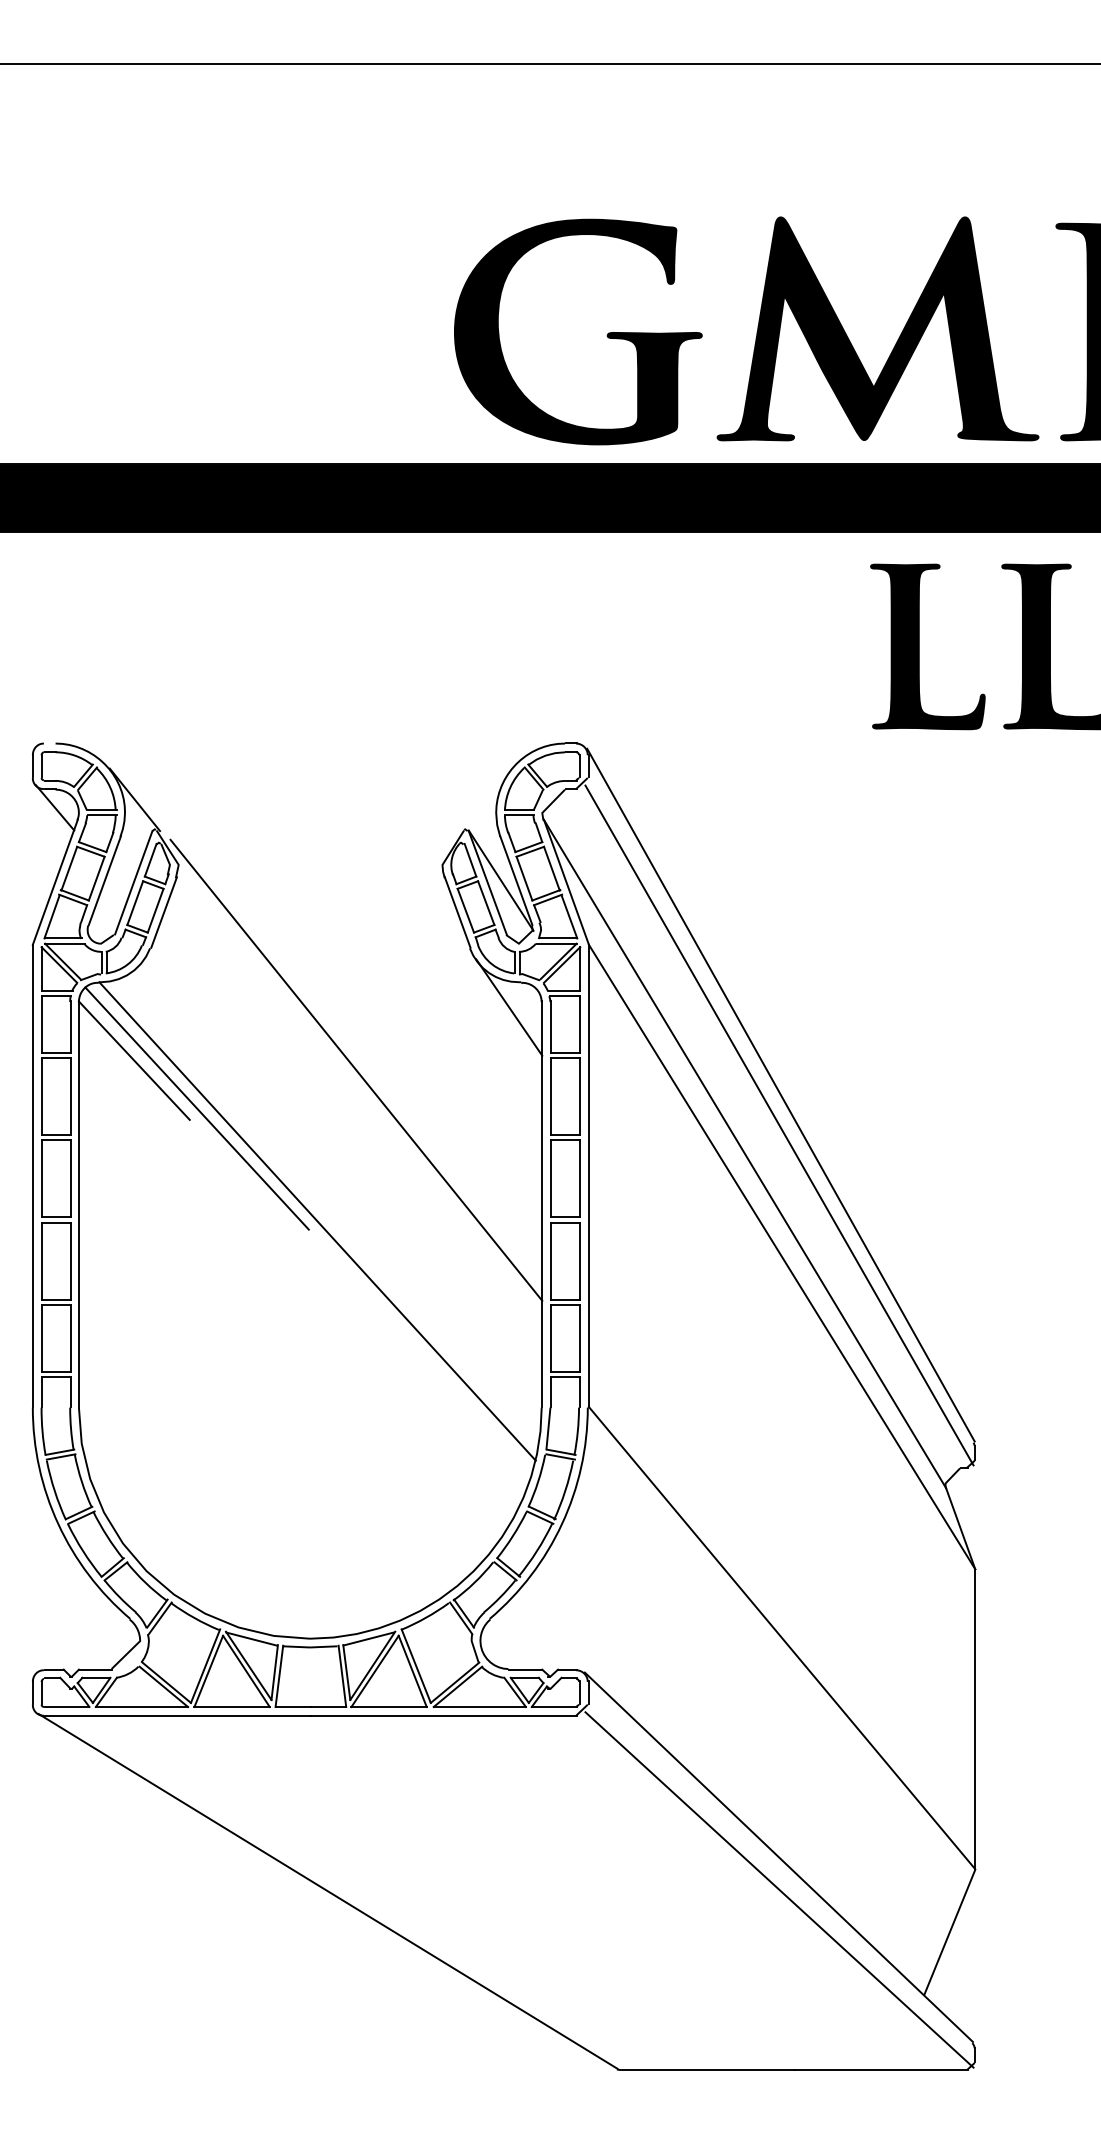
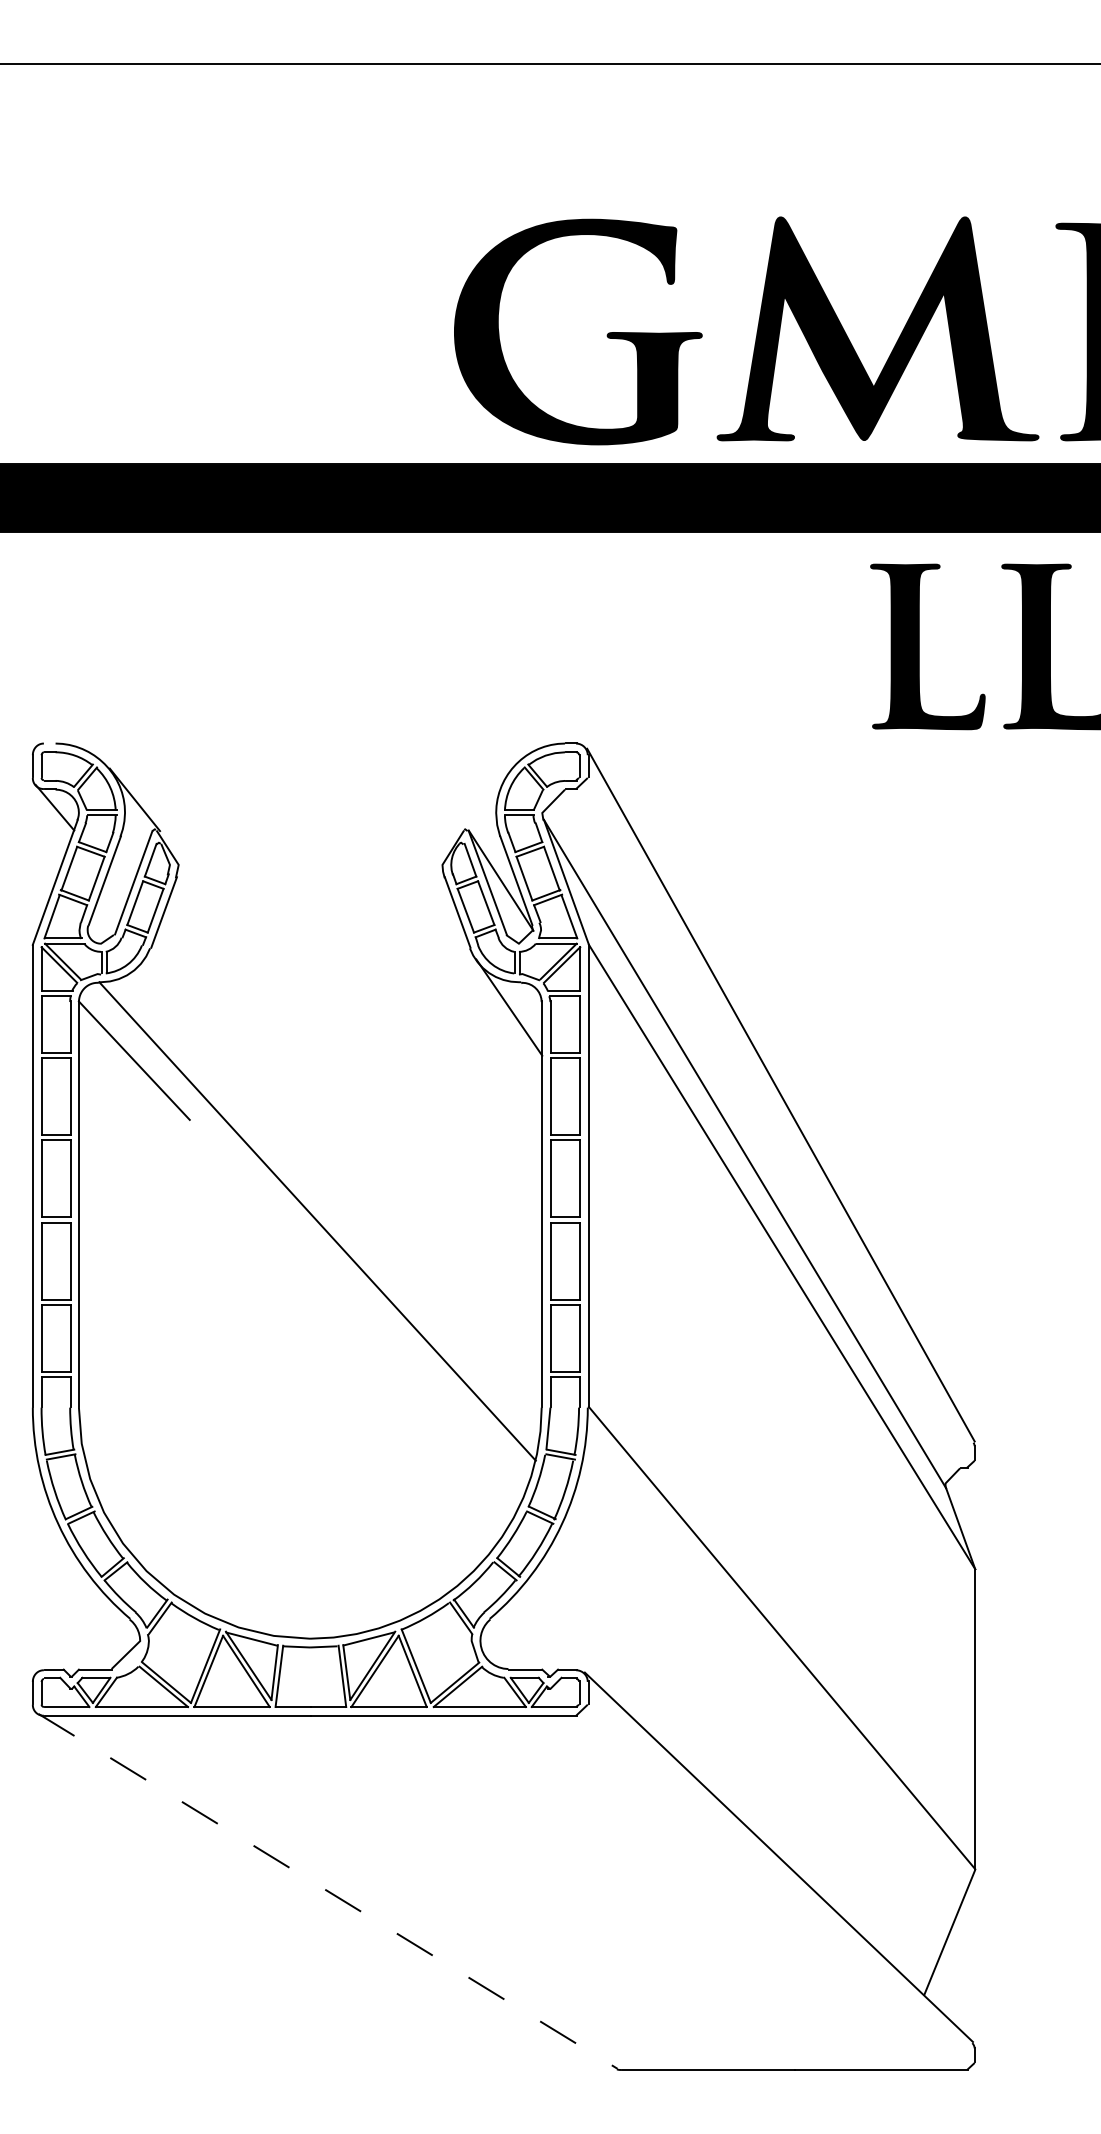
line: present -> none (356, 1069)
line: present -> none (196, 1108)
line: present -> none (779, 1125)
line: present -> none (779, 1889)
line: solid -> dashed (328, 1891)
